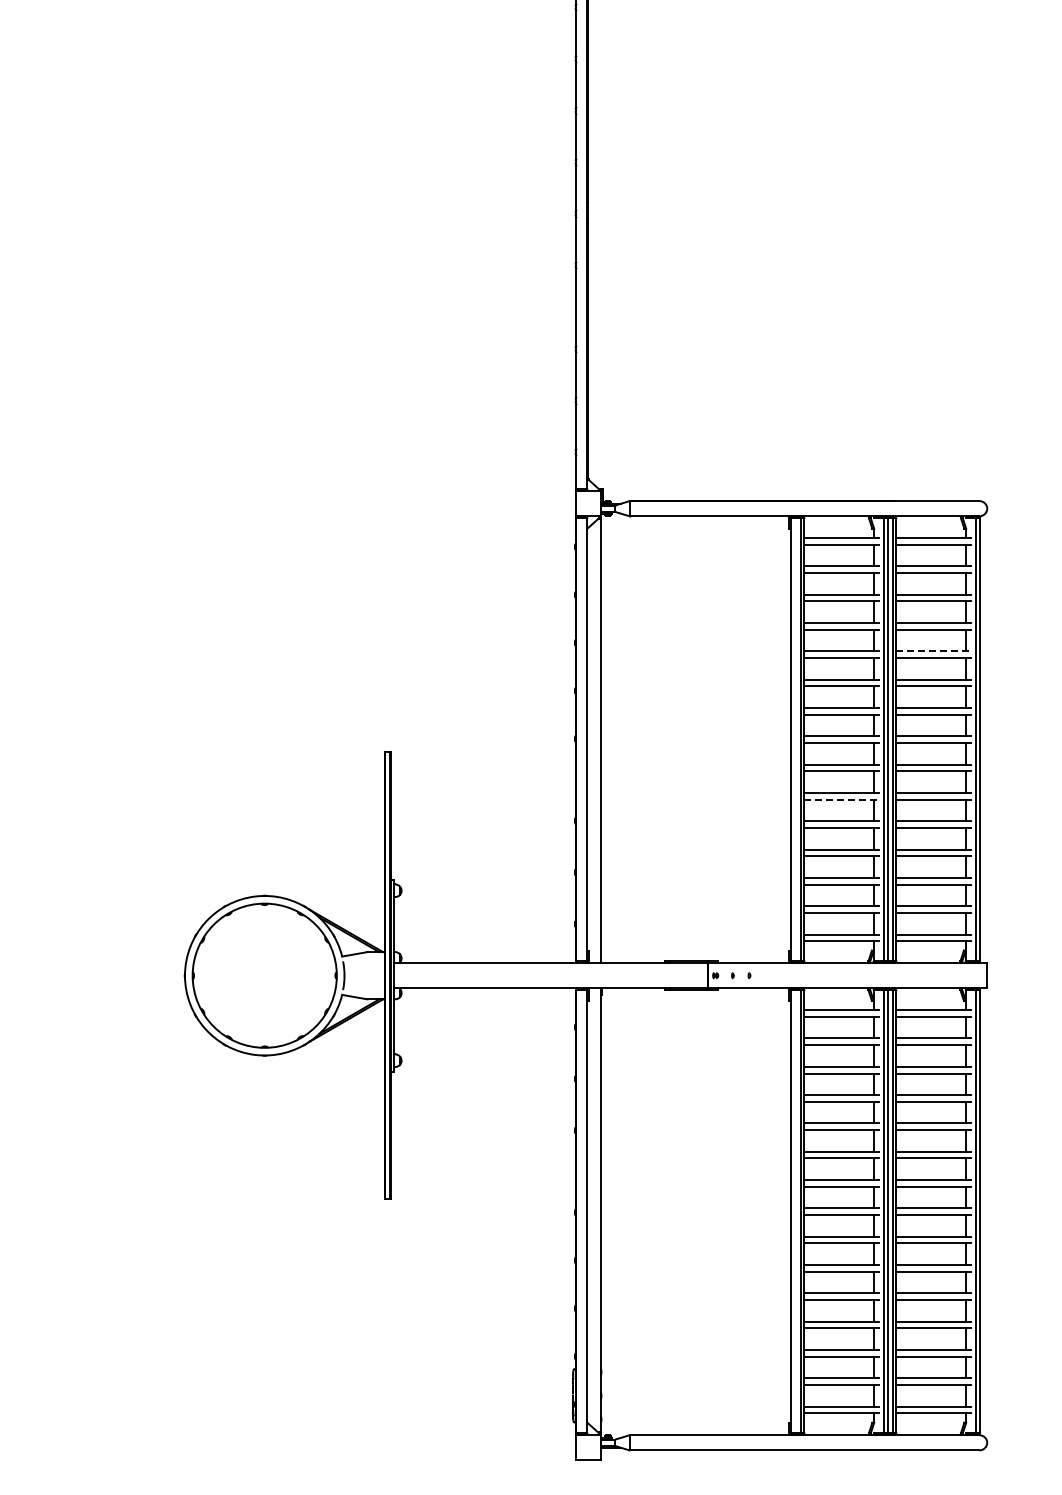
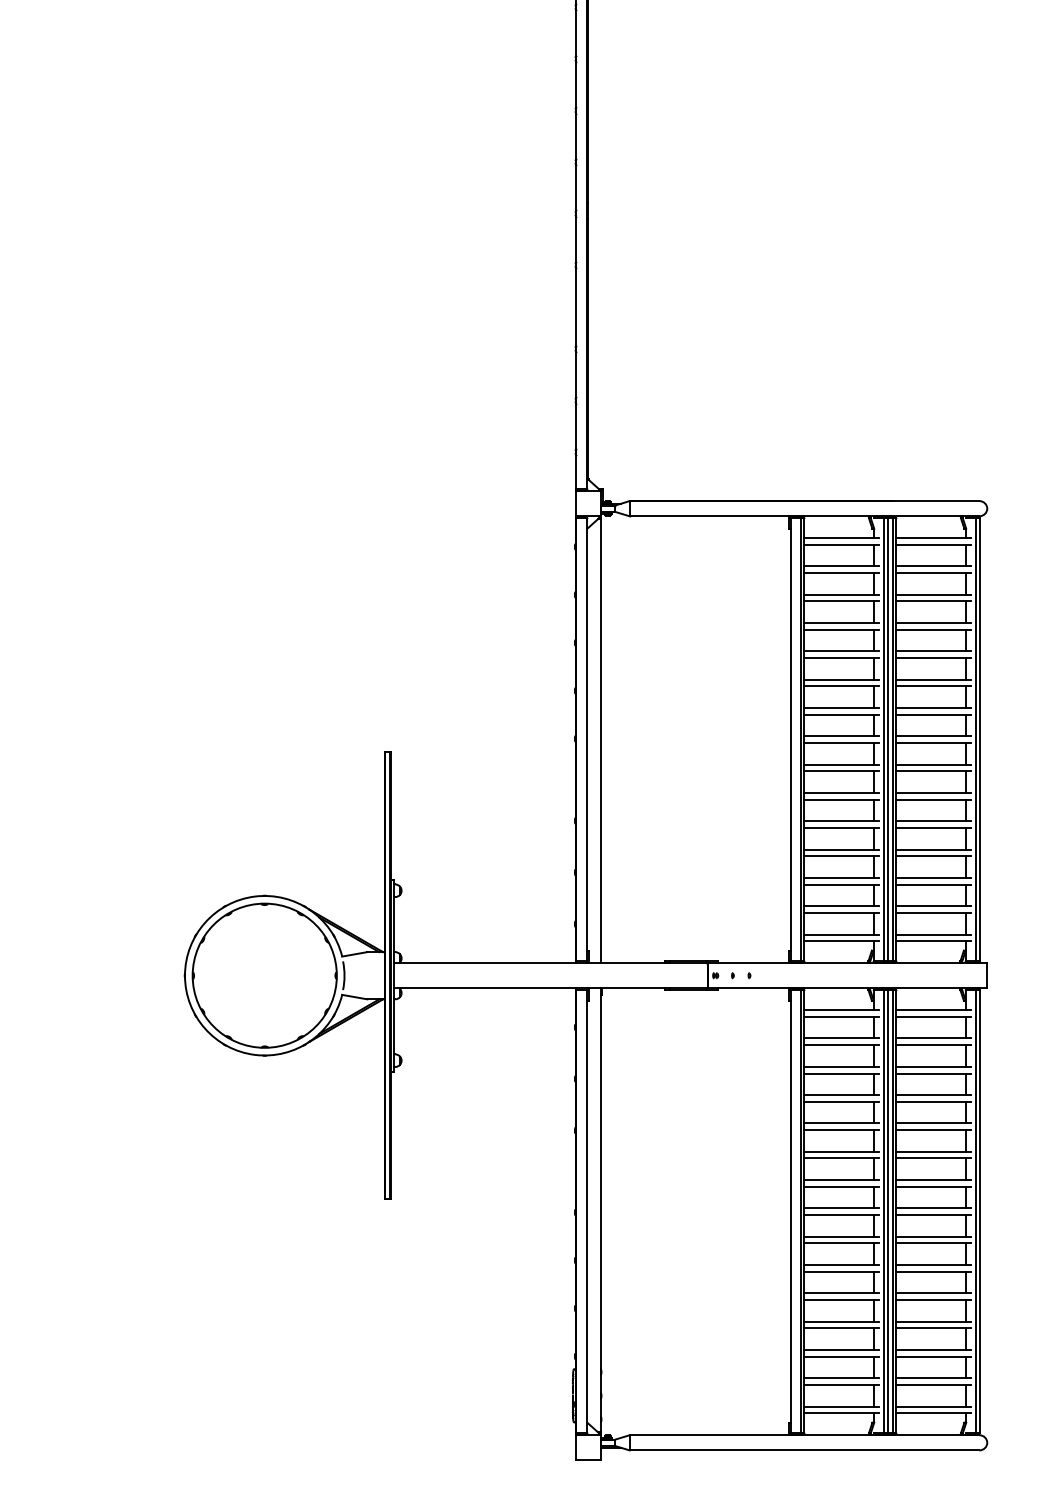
line: dashed -> solid (934, 651)
line: dashed -> solid (842, 799)
